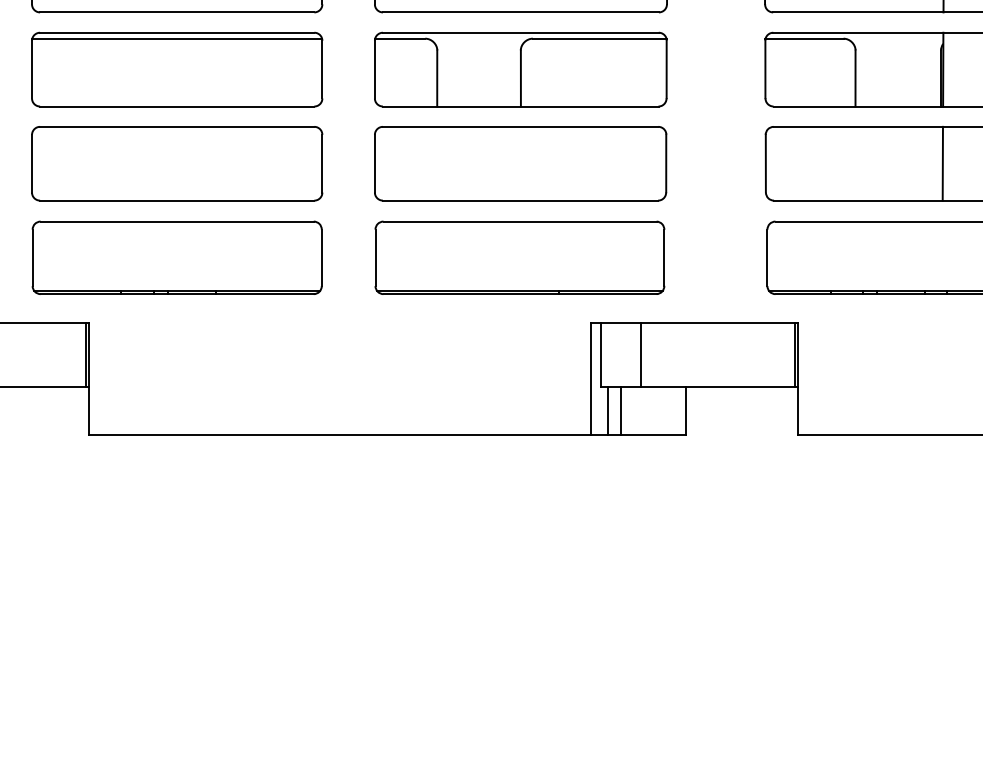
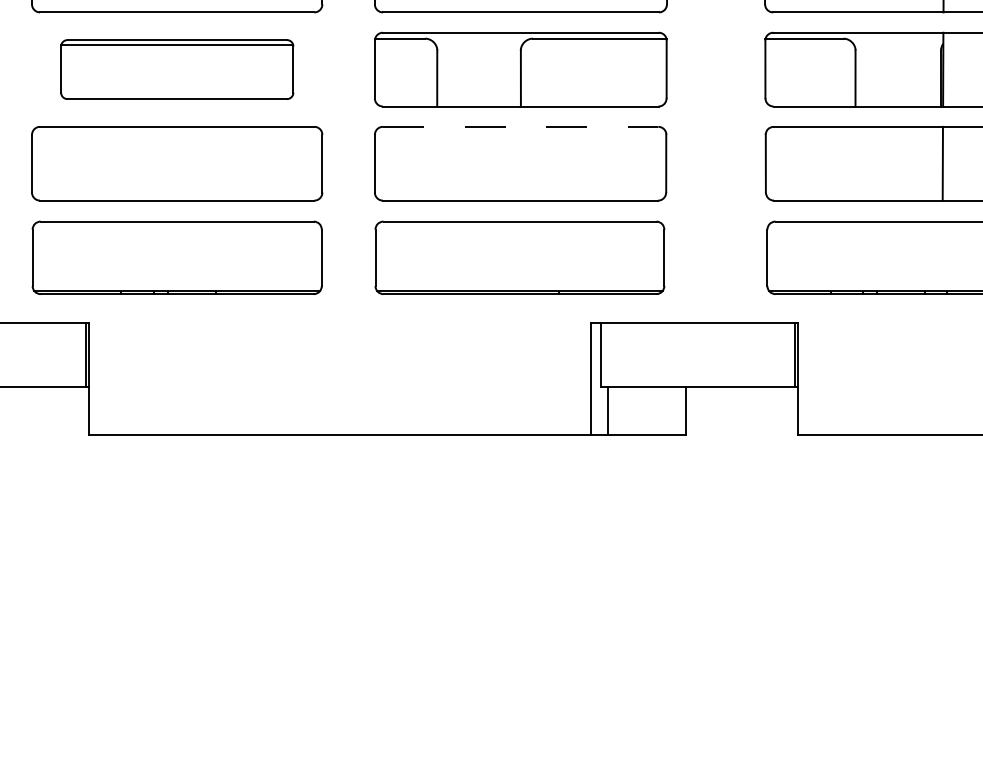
part size: 293x77 px -> 235x61 px (177, 69)
line: solid -> dashed (520, 126)
line: present -> none (640, 354)
line: present -> none (621, 411)
